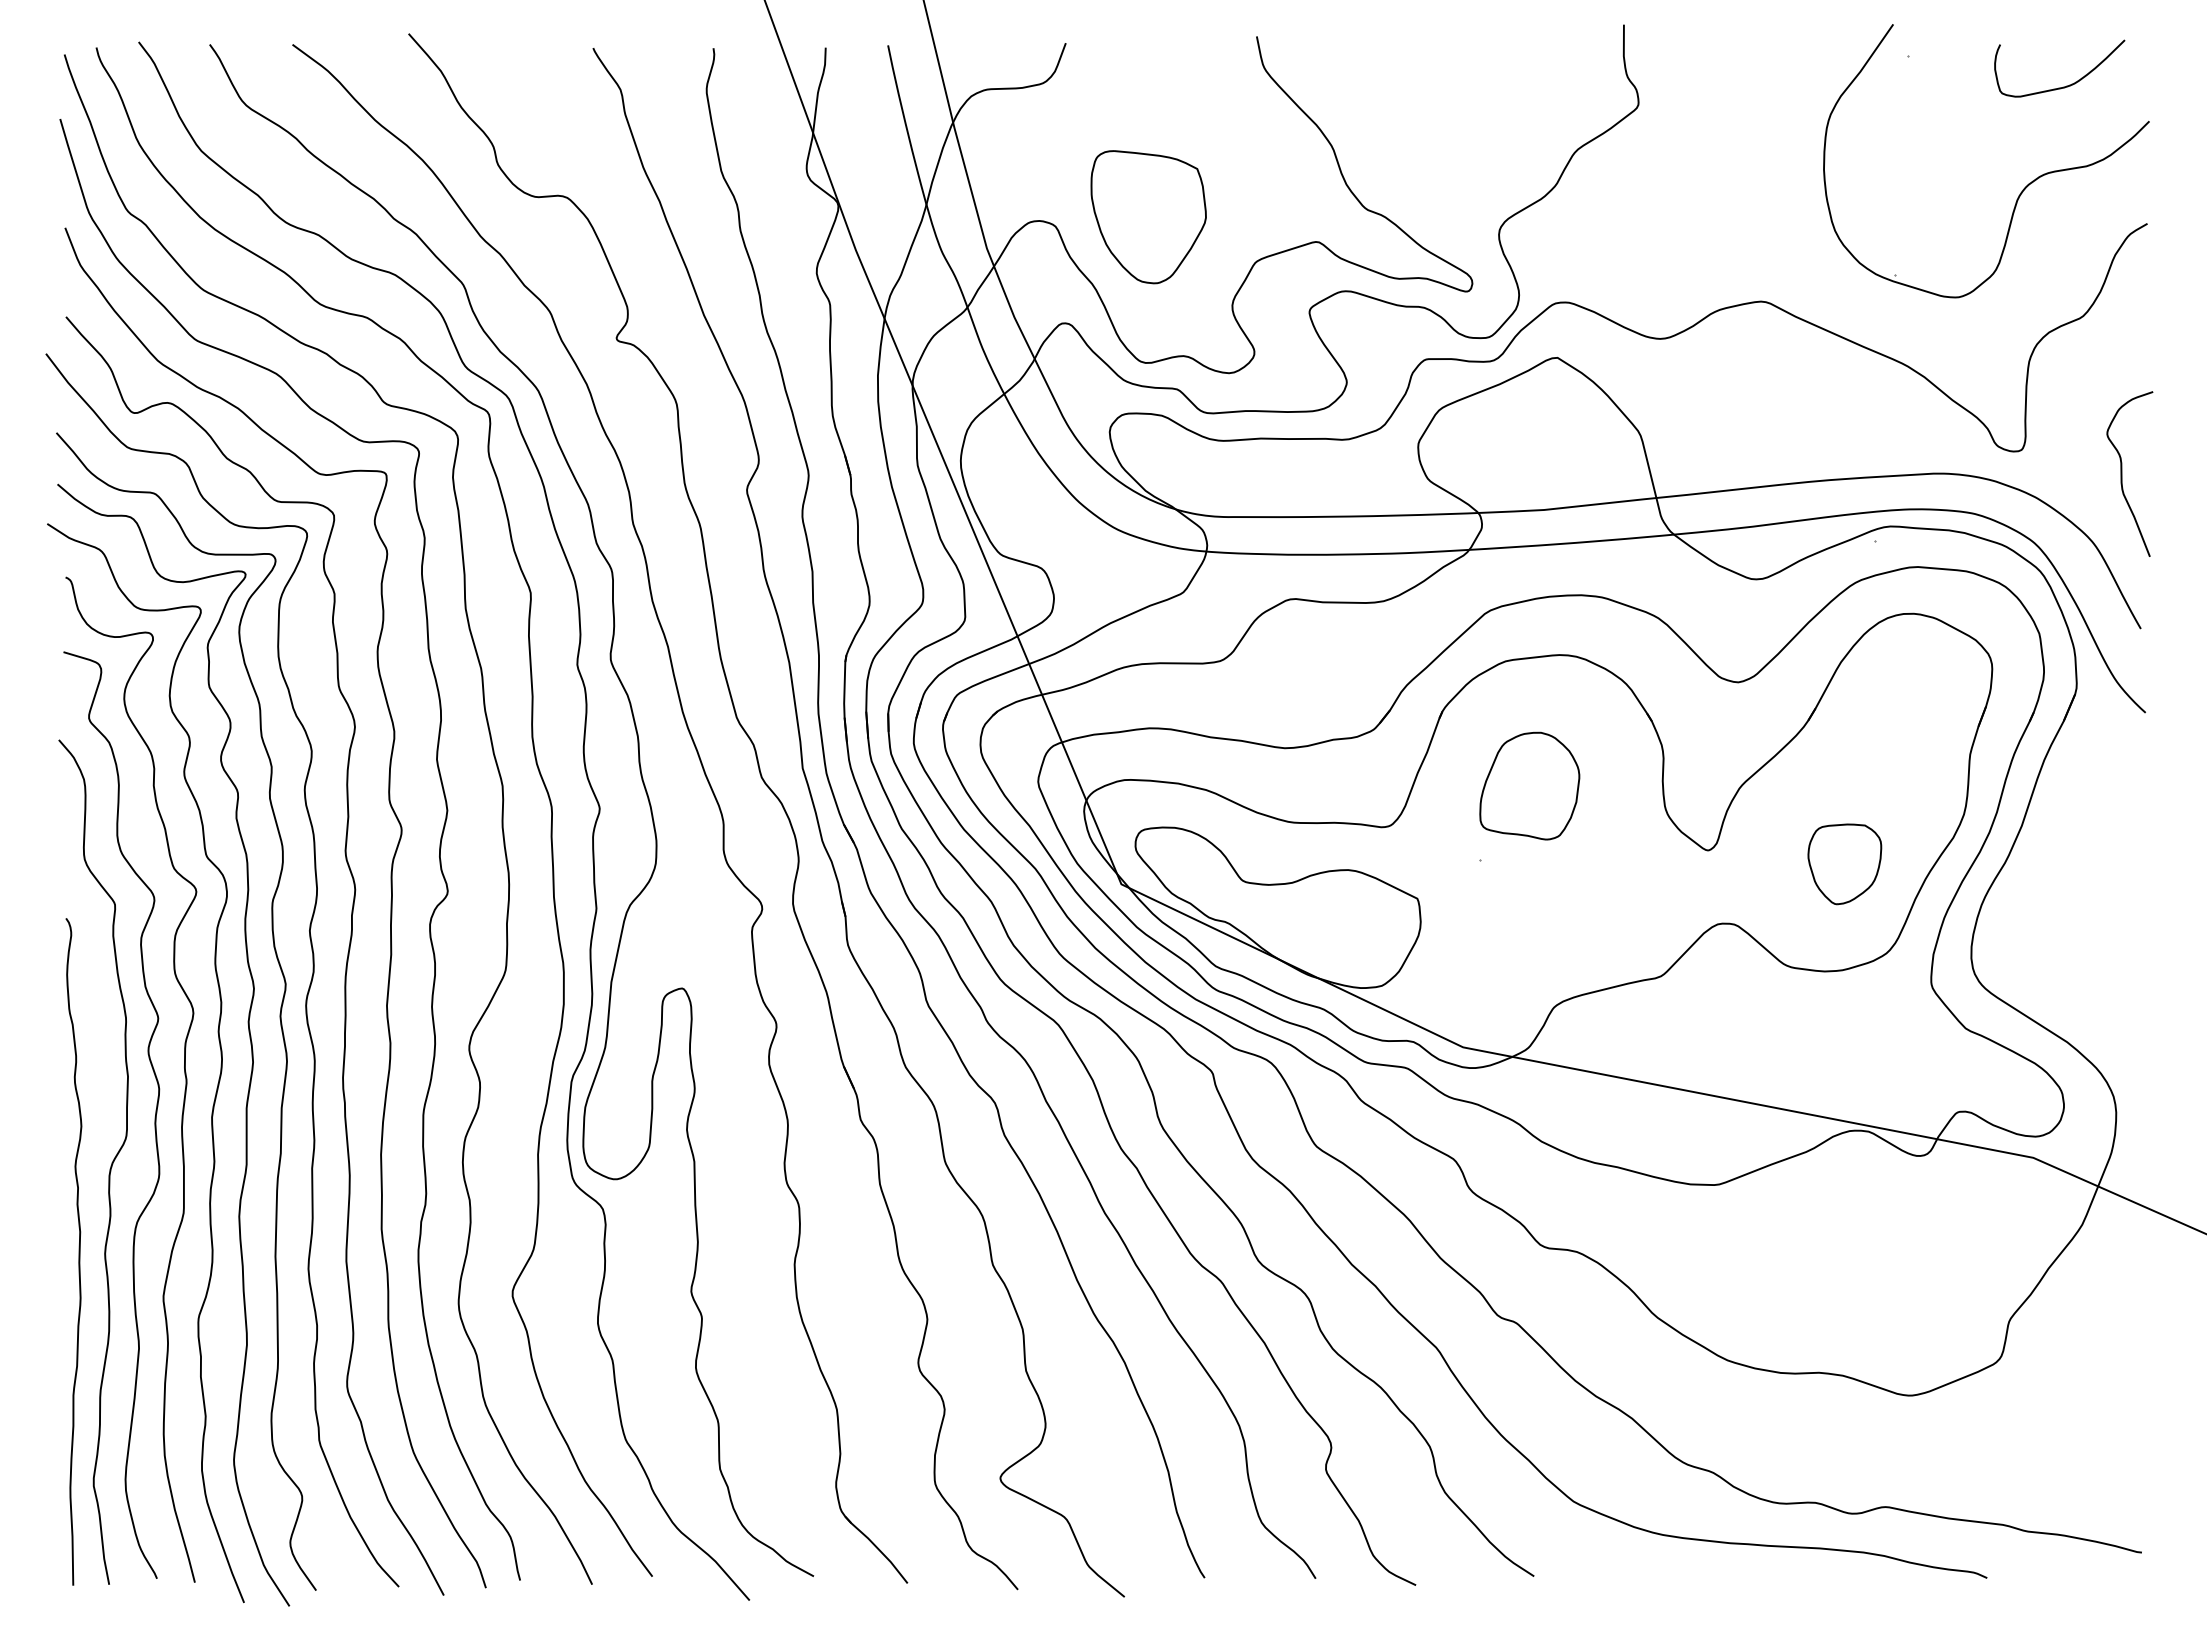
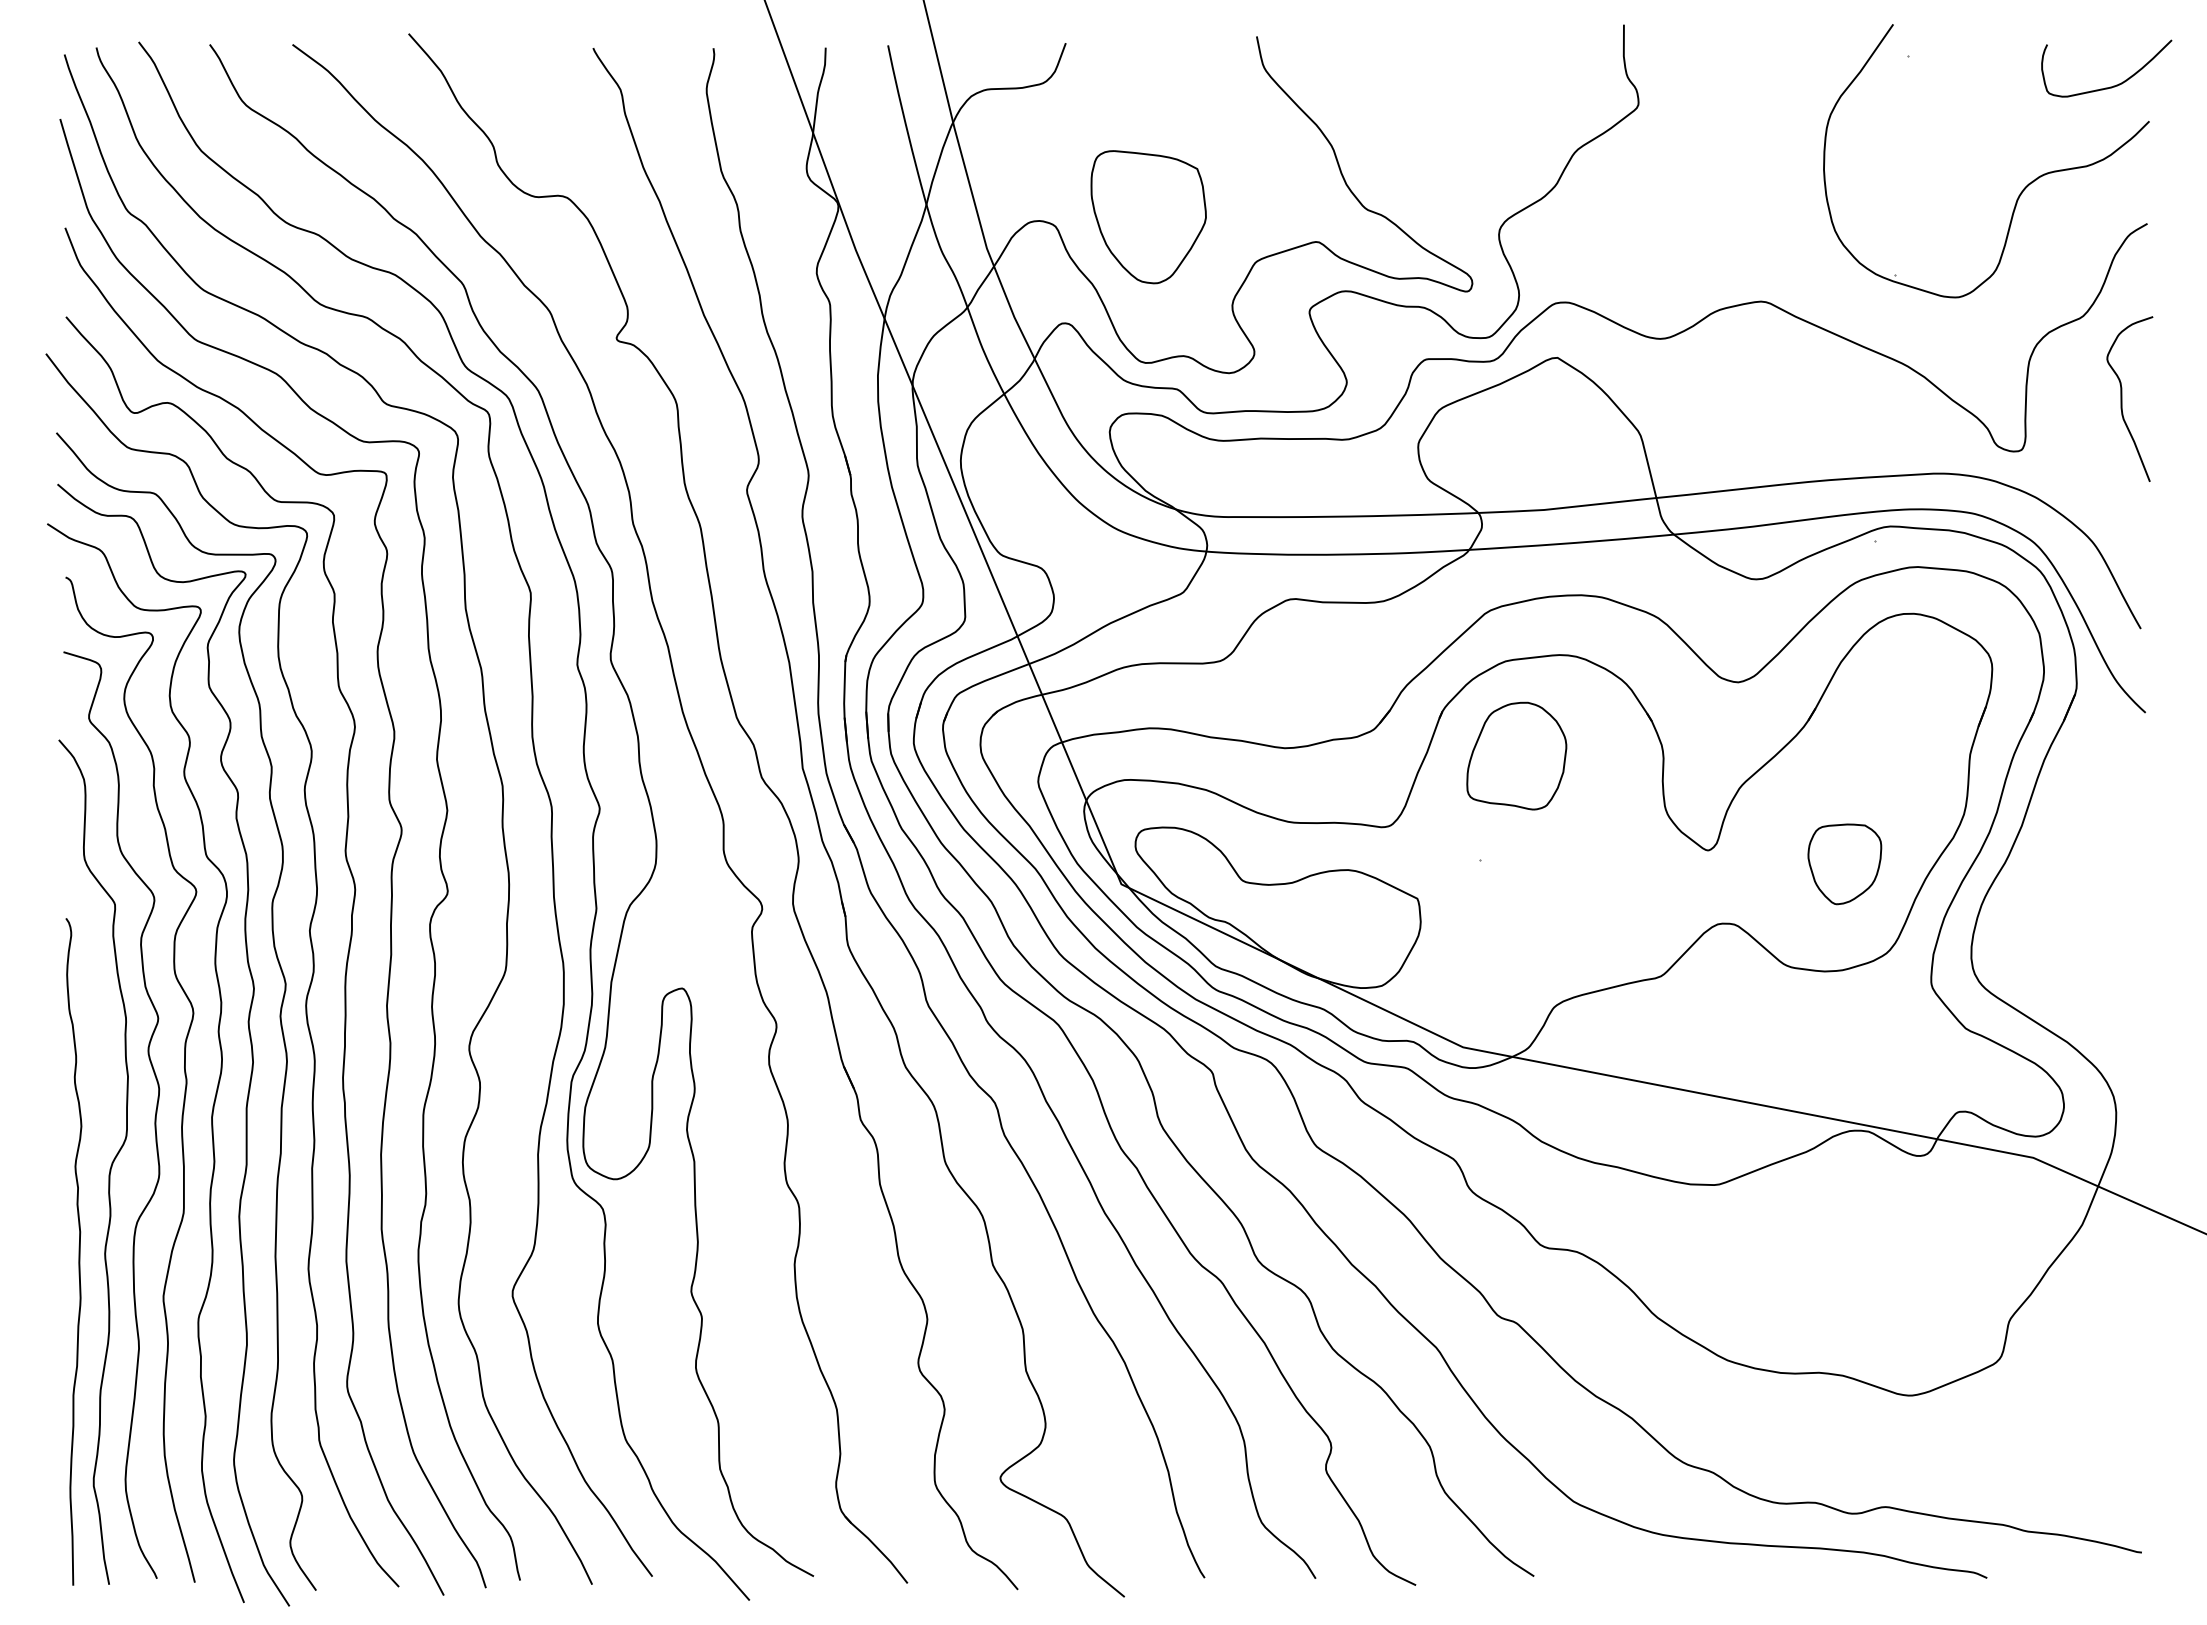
curve position: (2066, 85) -> (2113, 85) (2113, 85)
curve position: (2122, 473) -> (2122, 398) (2122, 398)
part position: (1529, 785) -> (1516, 755) (1516, 755)
